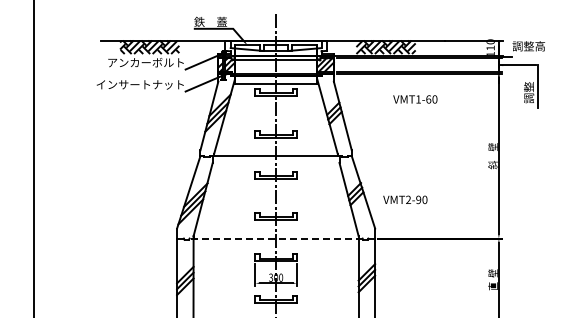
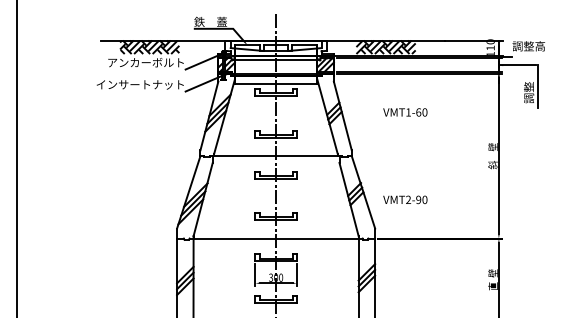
text position: (415, 99) -> (405, 112) (405, 112)
line position: (33, 158) -> (16, 158) (16, 158)
line: dashed -> solid (276, 238)
